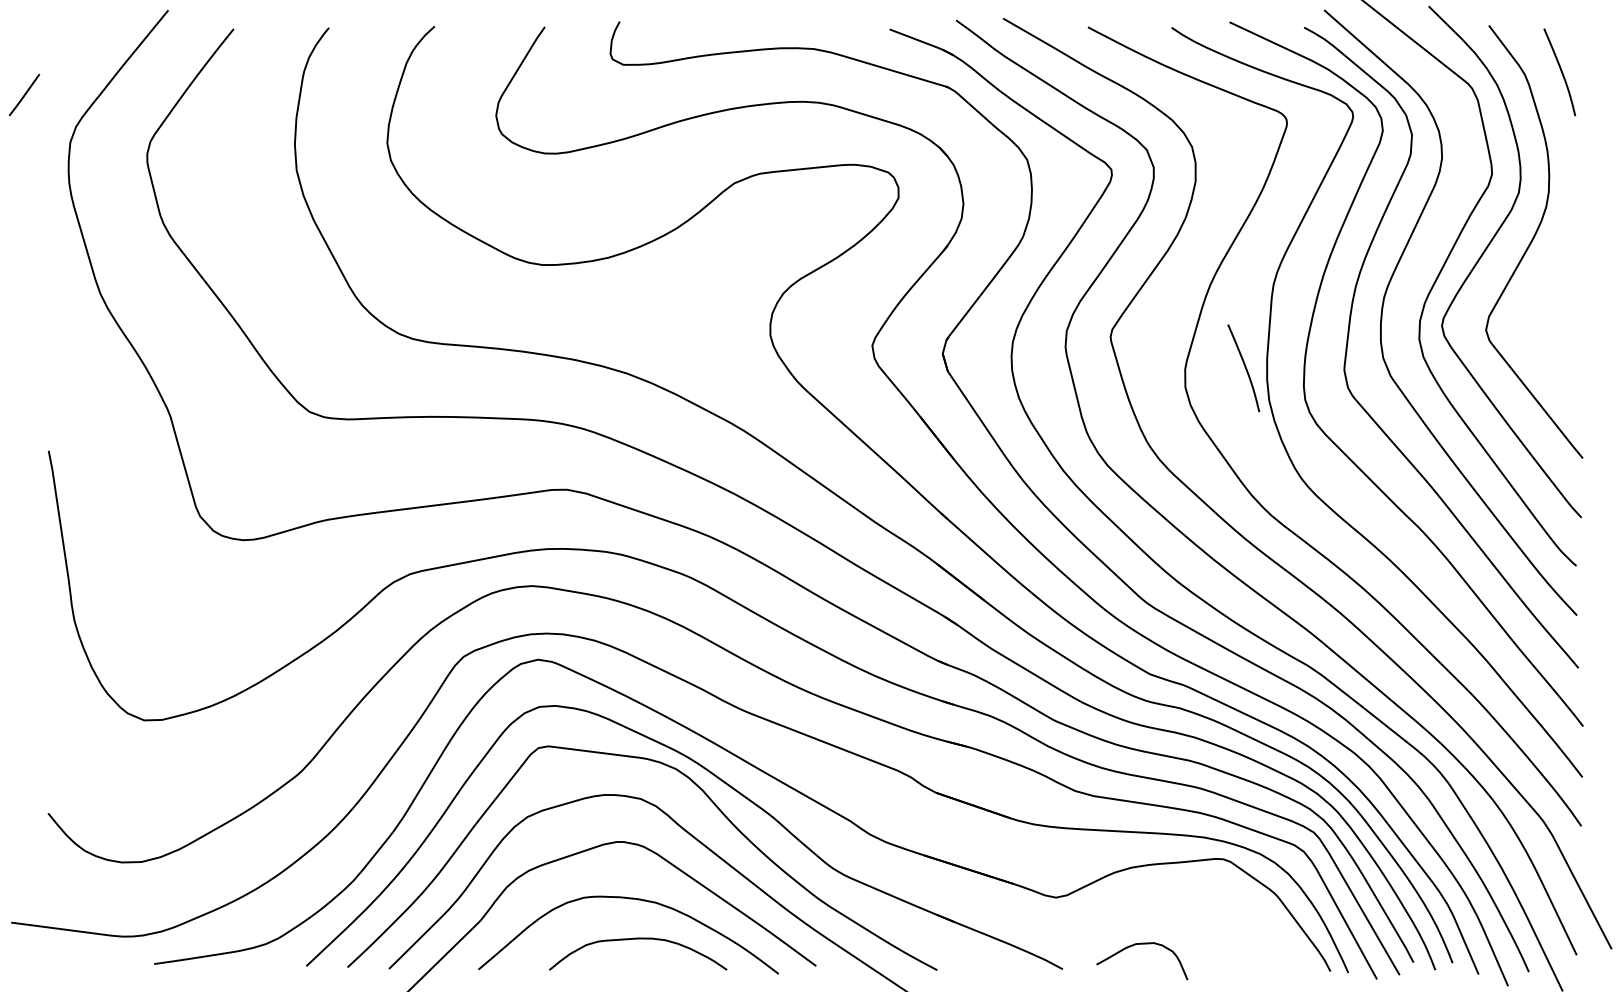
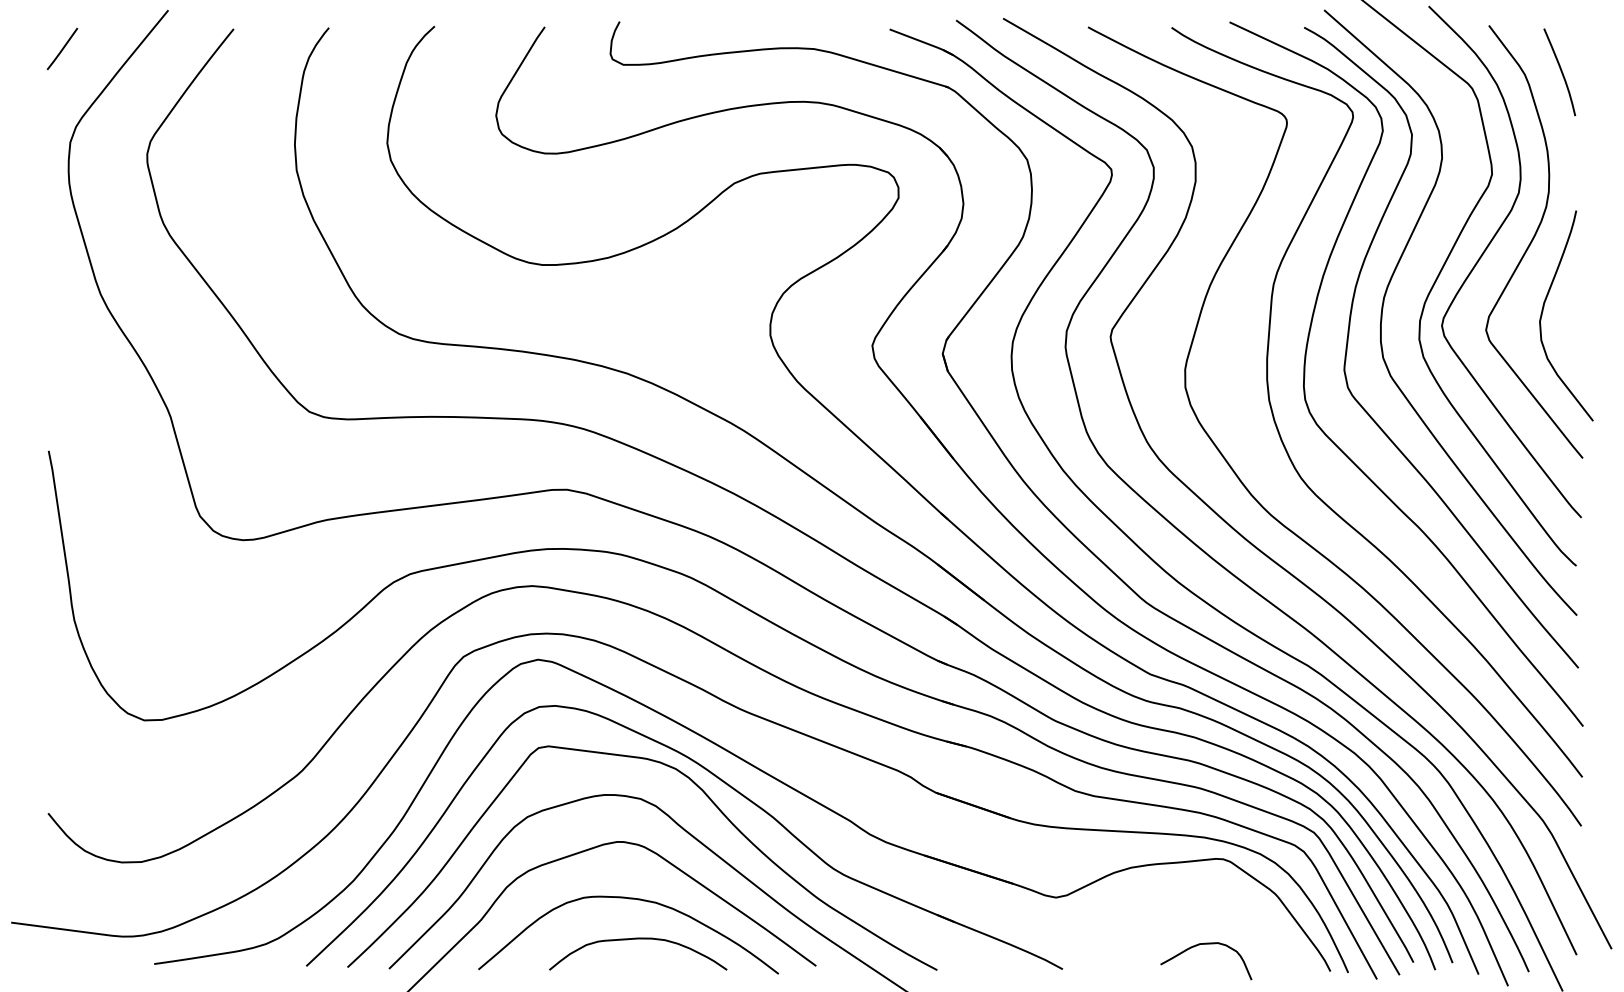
line position: (24, 94) -> (62, 48) (62, 48)
curve: none -> present (1543, 311)
curve: present -> none (1244, 367)
curve position: (1142, 944) -> (1206, 944) (1206, 944)
